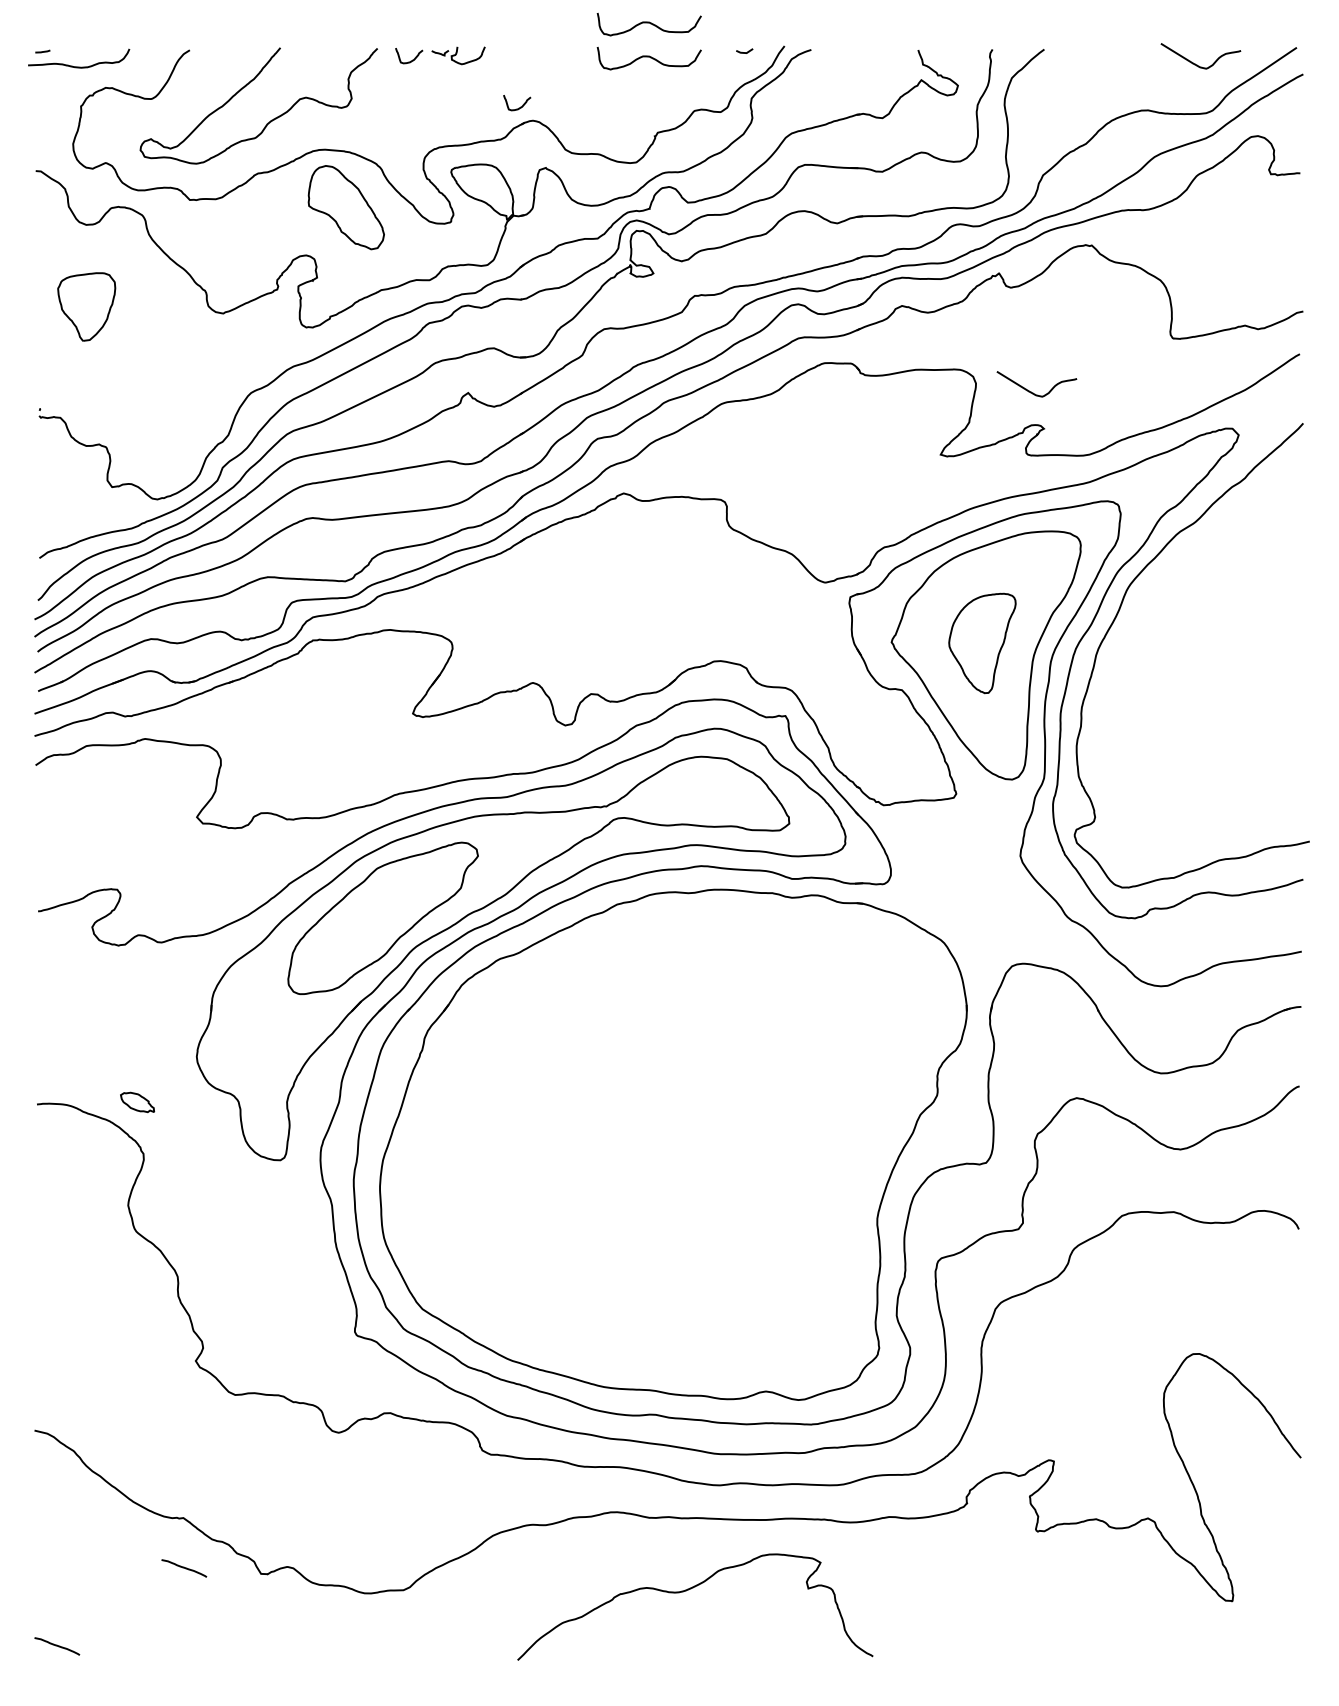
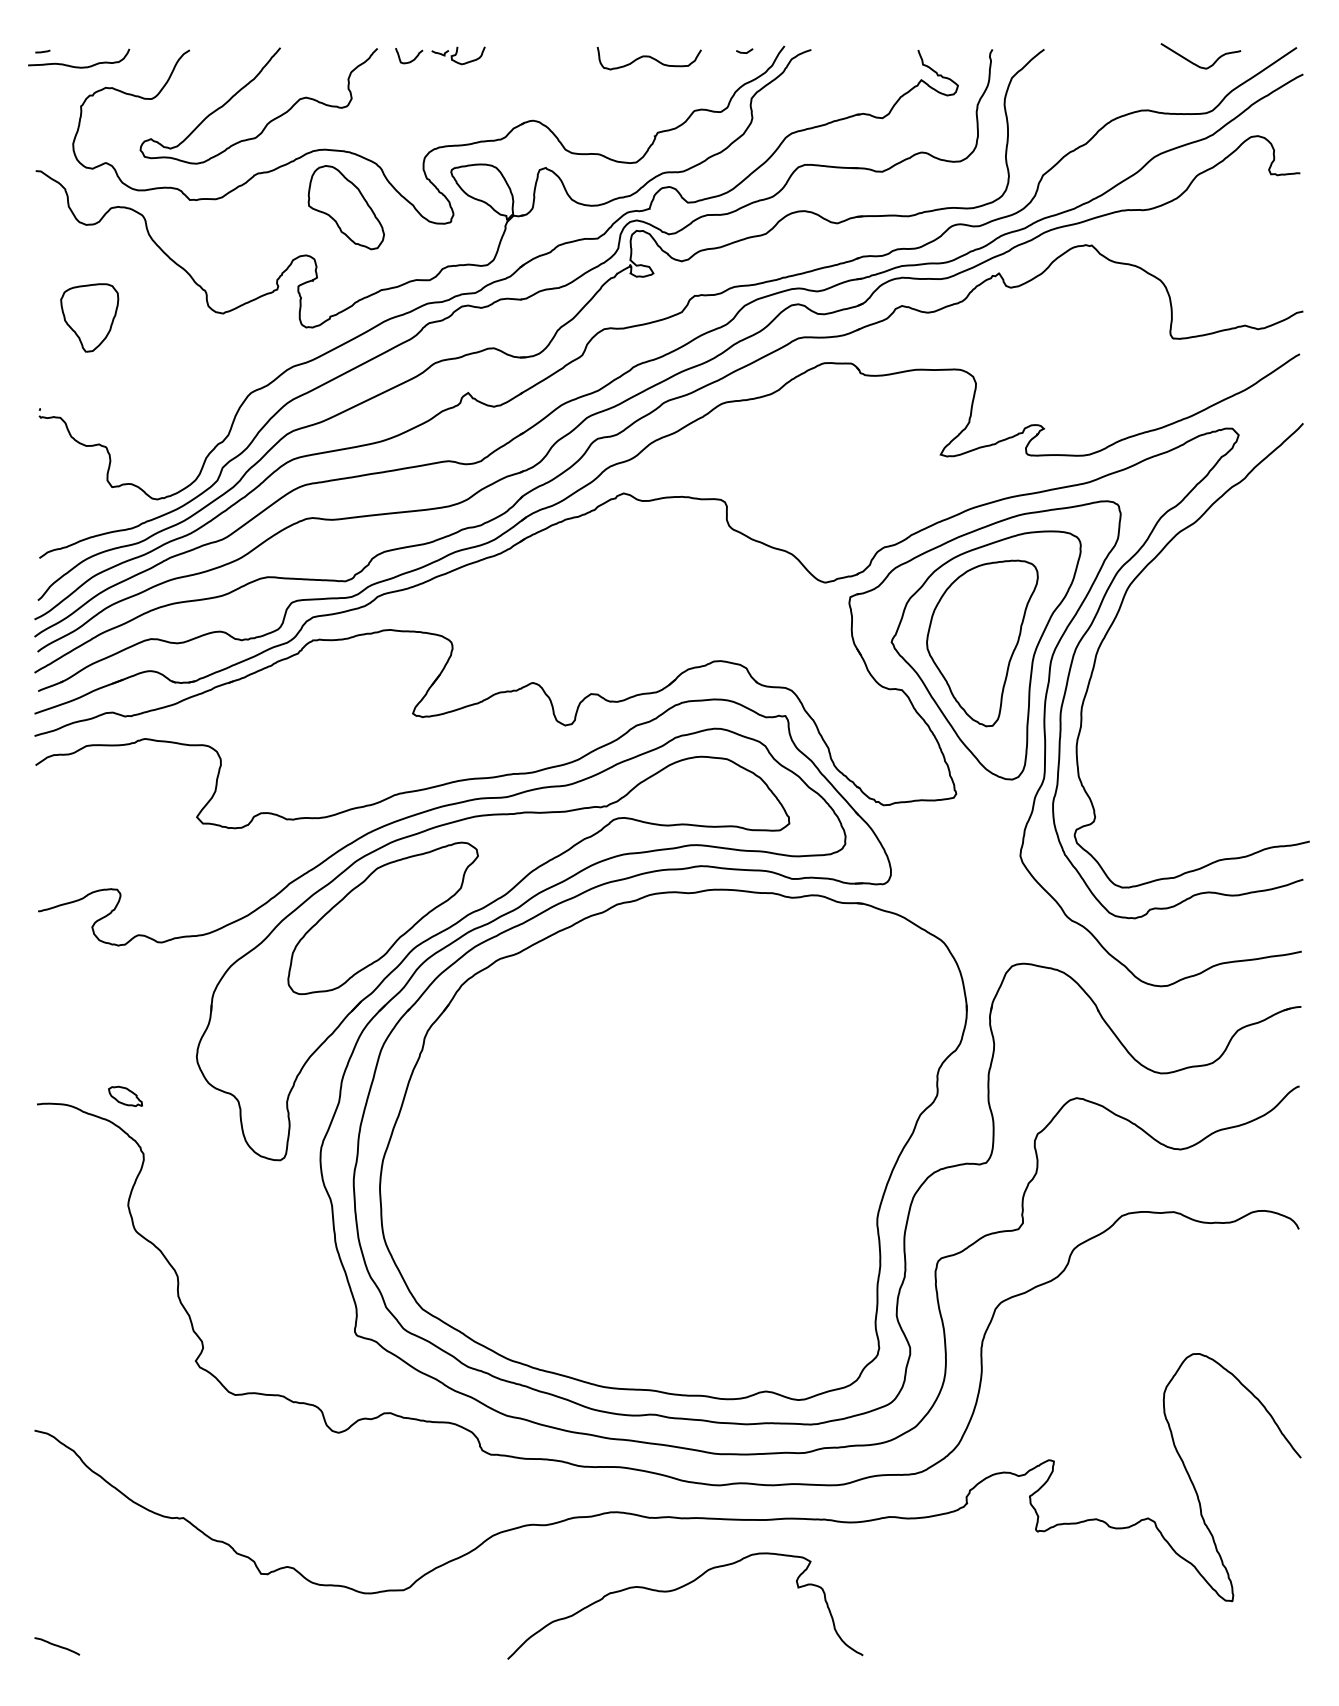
curve: present -> none (648, 23)
curve: present -> none (518, 107)
part position: (86, 306) -> (89, 317) (89, 317)
curve: present -> none (1033, 392)
part size: 69x103 px -> 113x169 px (982, 643)
part position: (137, 1102) -> (125, 1096) (125, 1096)
line: present -> none (184, 1568)
curve position: (691, 1589) -> (681, 1588) (681, 1588)
